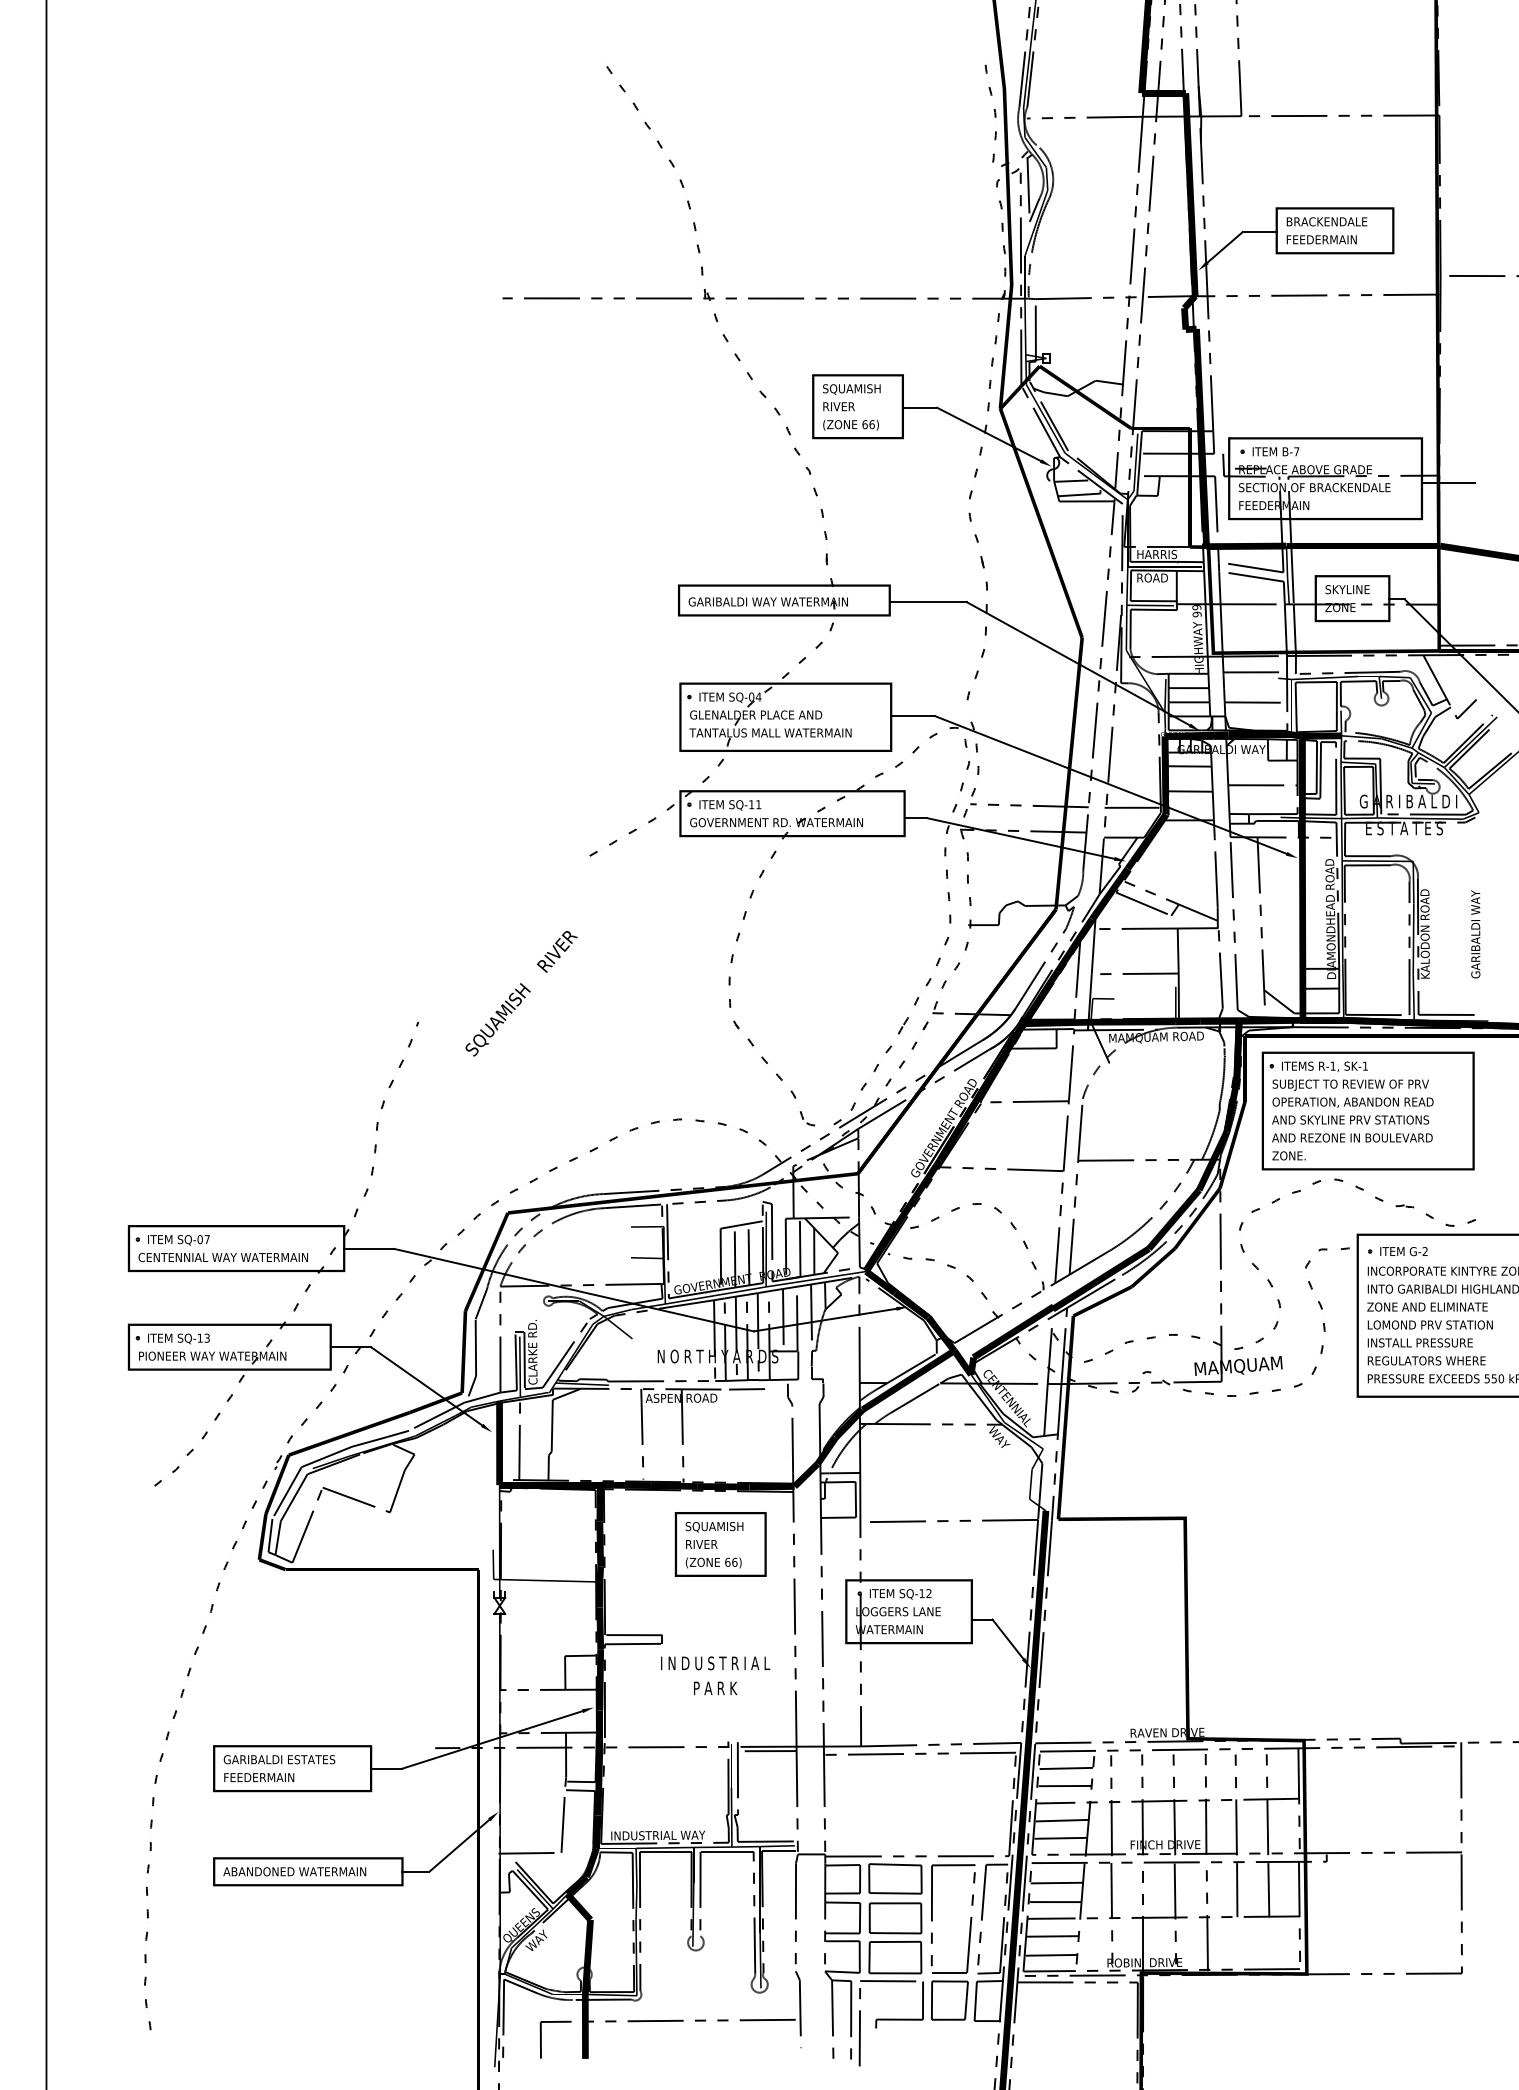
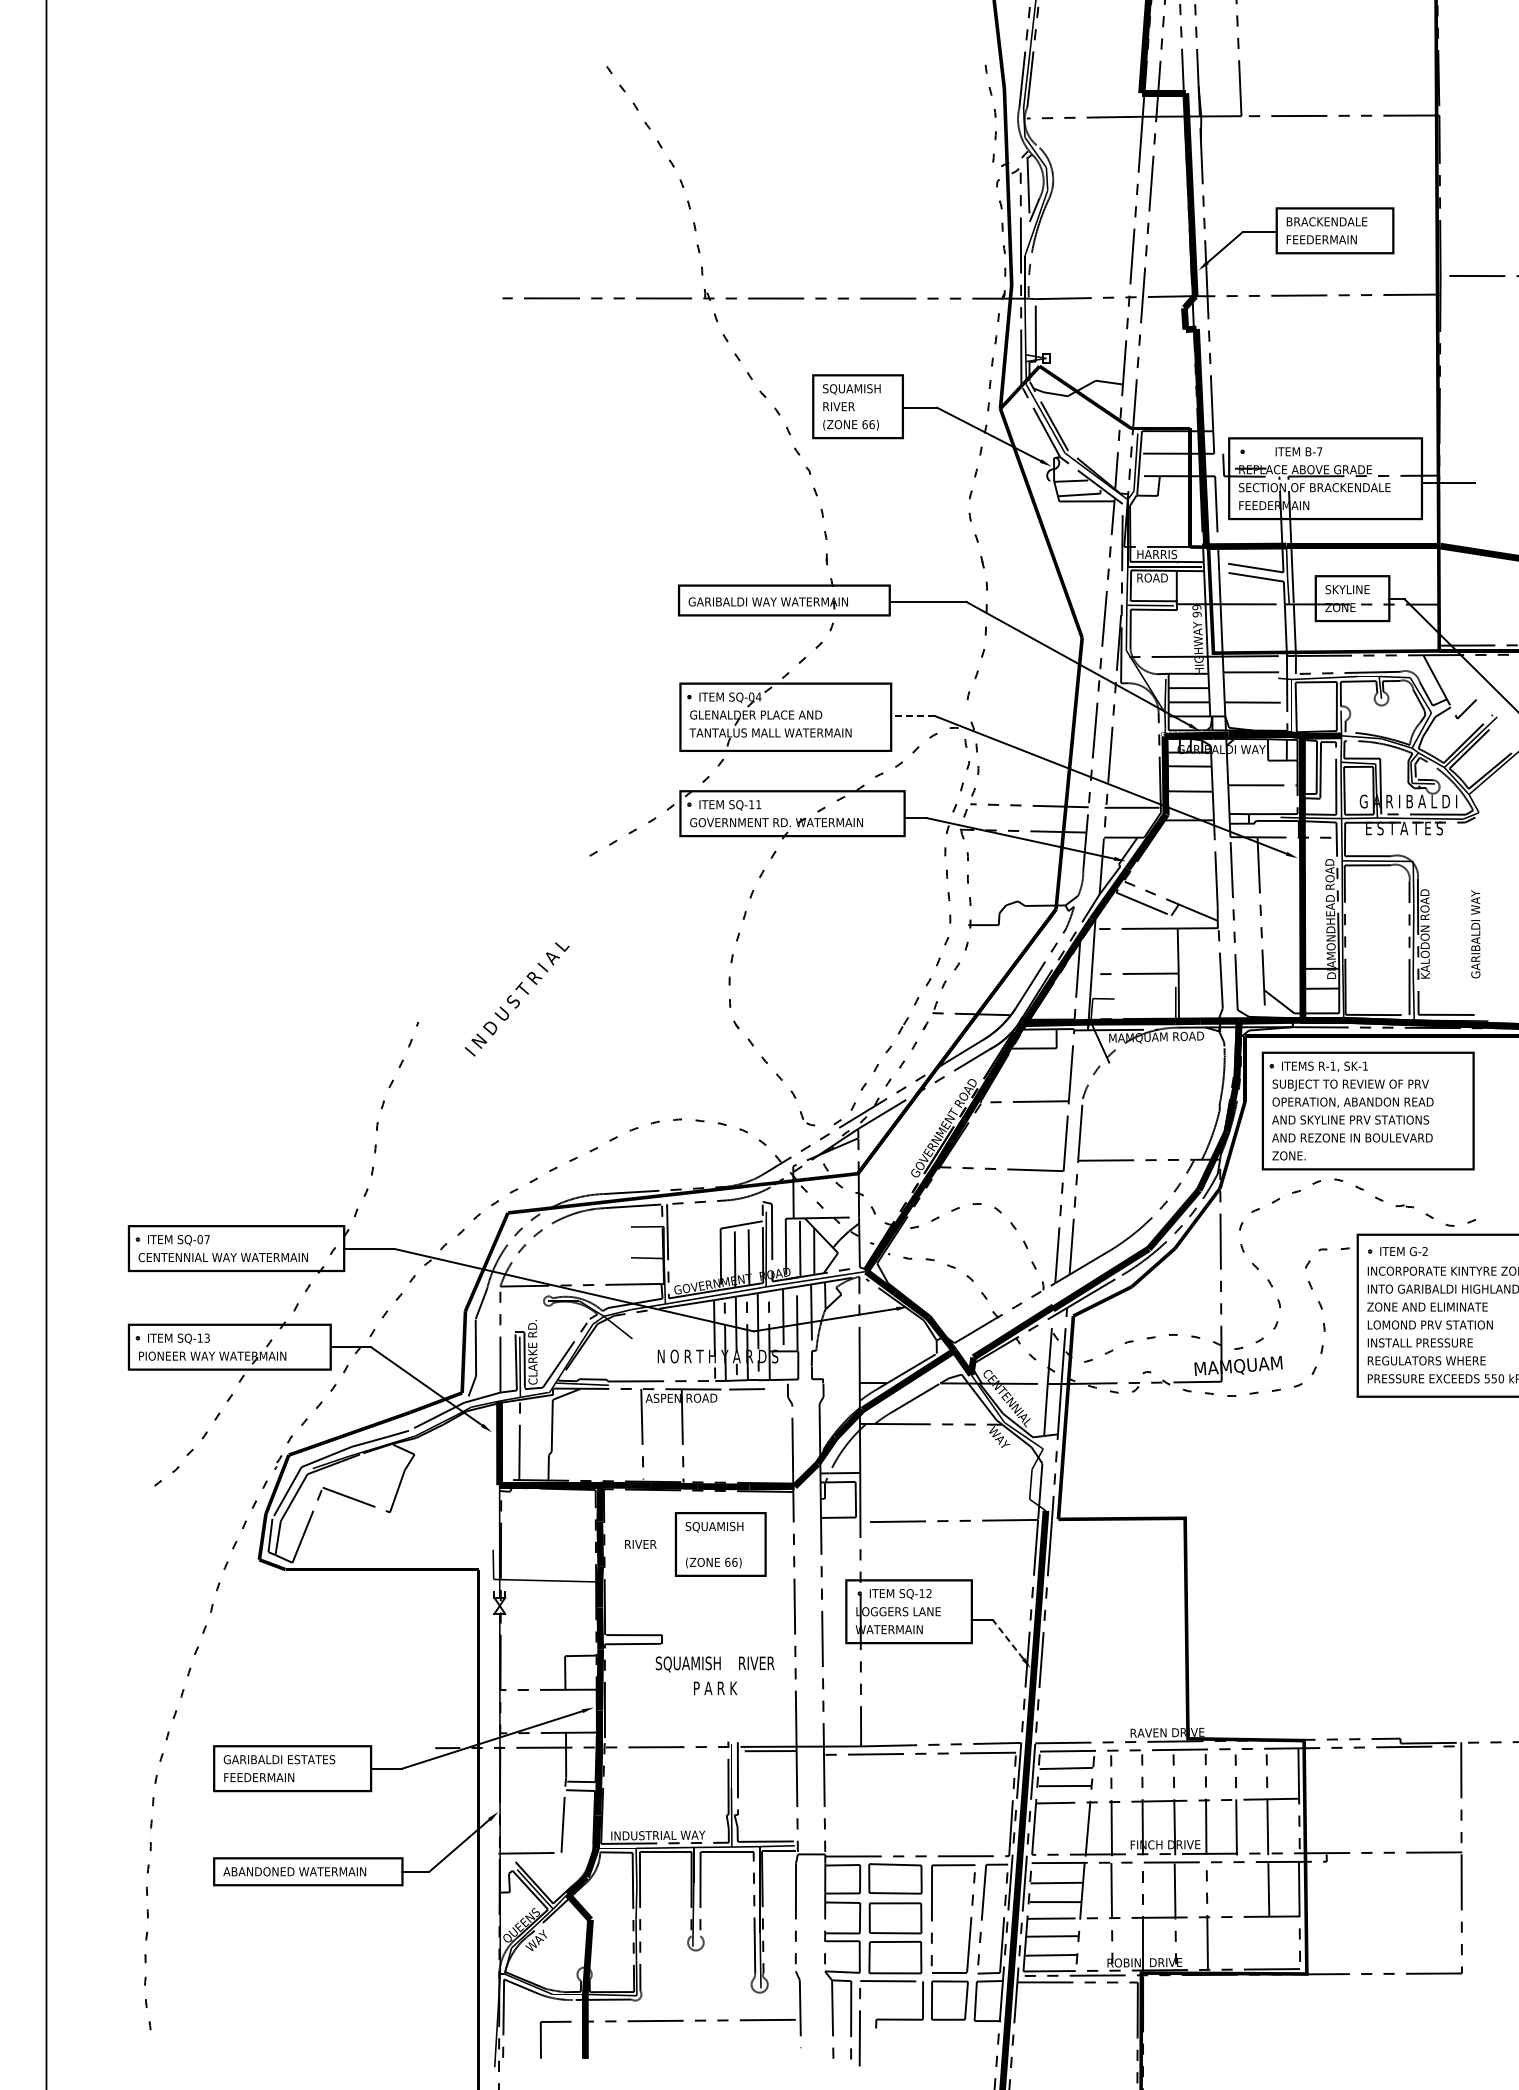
text position: (1275, 451) -> (1298, 451) (1298, 451)
line: solid -> dashed (912, 716)
text: SQUAMISH    RIVER -> I N D U S T R I A L (521, 993)
text position: (701, 1544) -> (640, 1544) (640, 1544)
line: solid -> dashed (1007, 1638)
text: I N D U S T R I A L -> SQUAMISH    RIVER (714, 1664)
line: present -> none (1062, 1820)
line: present -> none (1060, 1837)
line: present -> none (1237, 1890)
